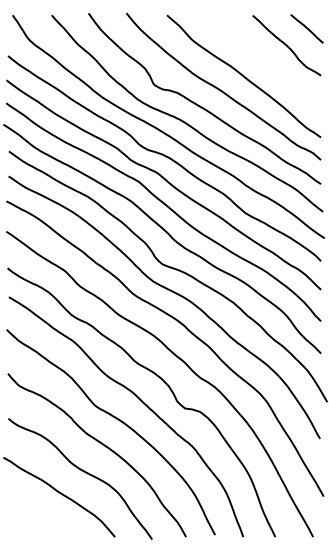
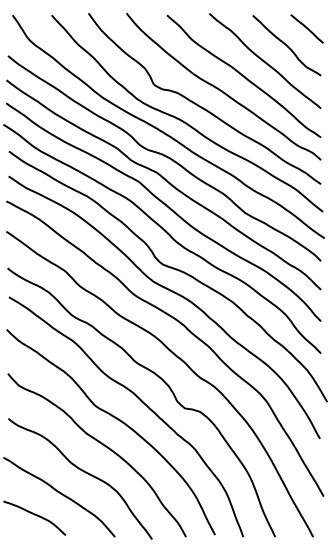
curve: none -> present (265, 61)
curve: none -> present (34, 515)
